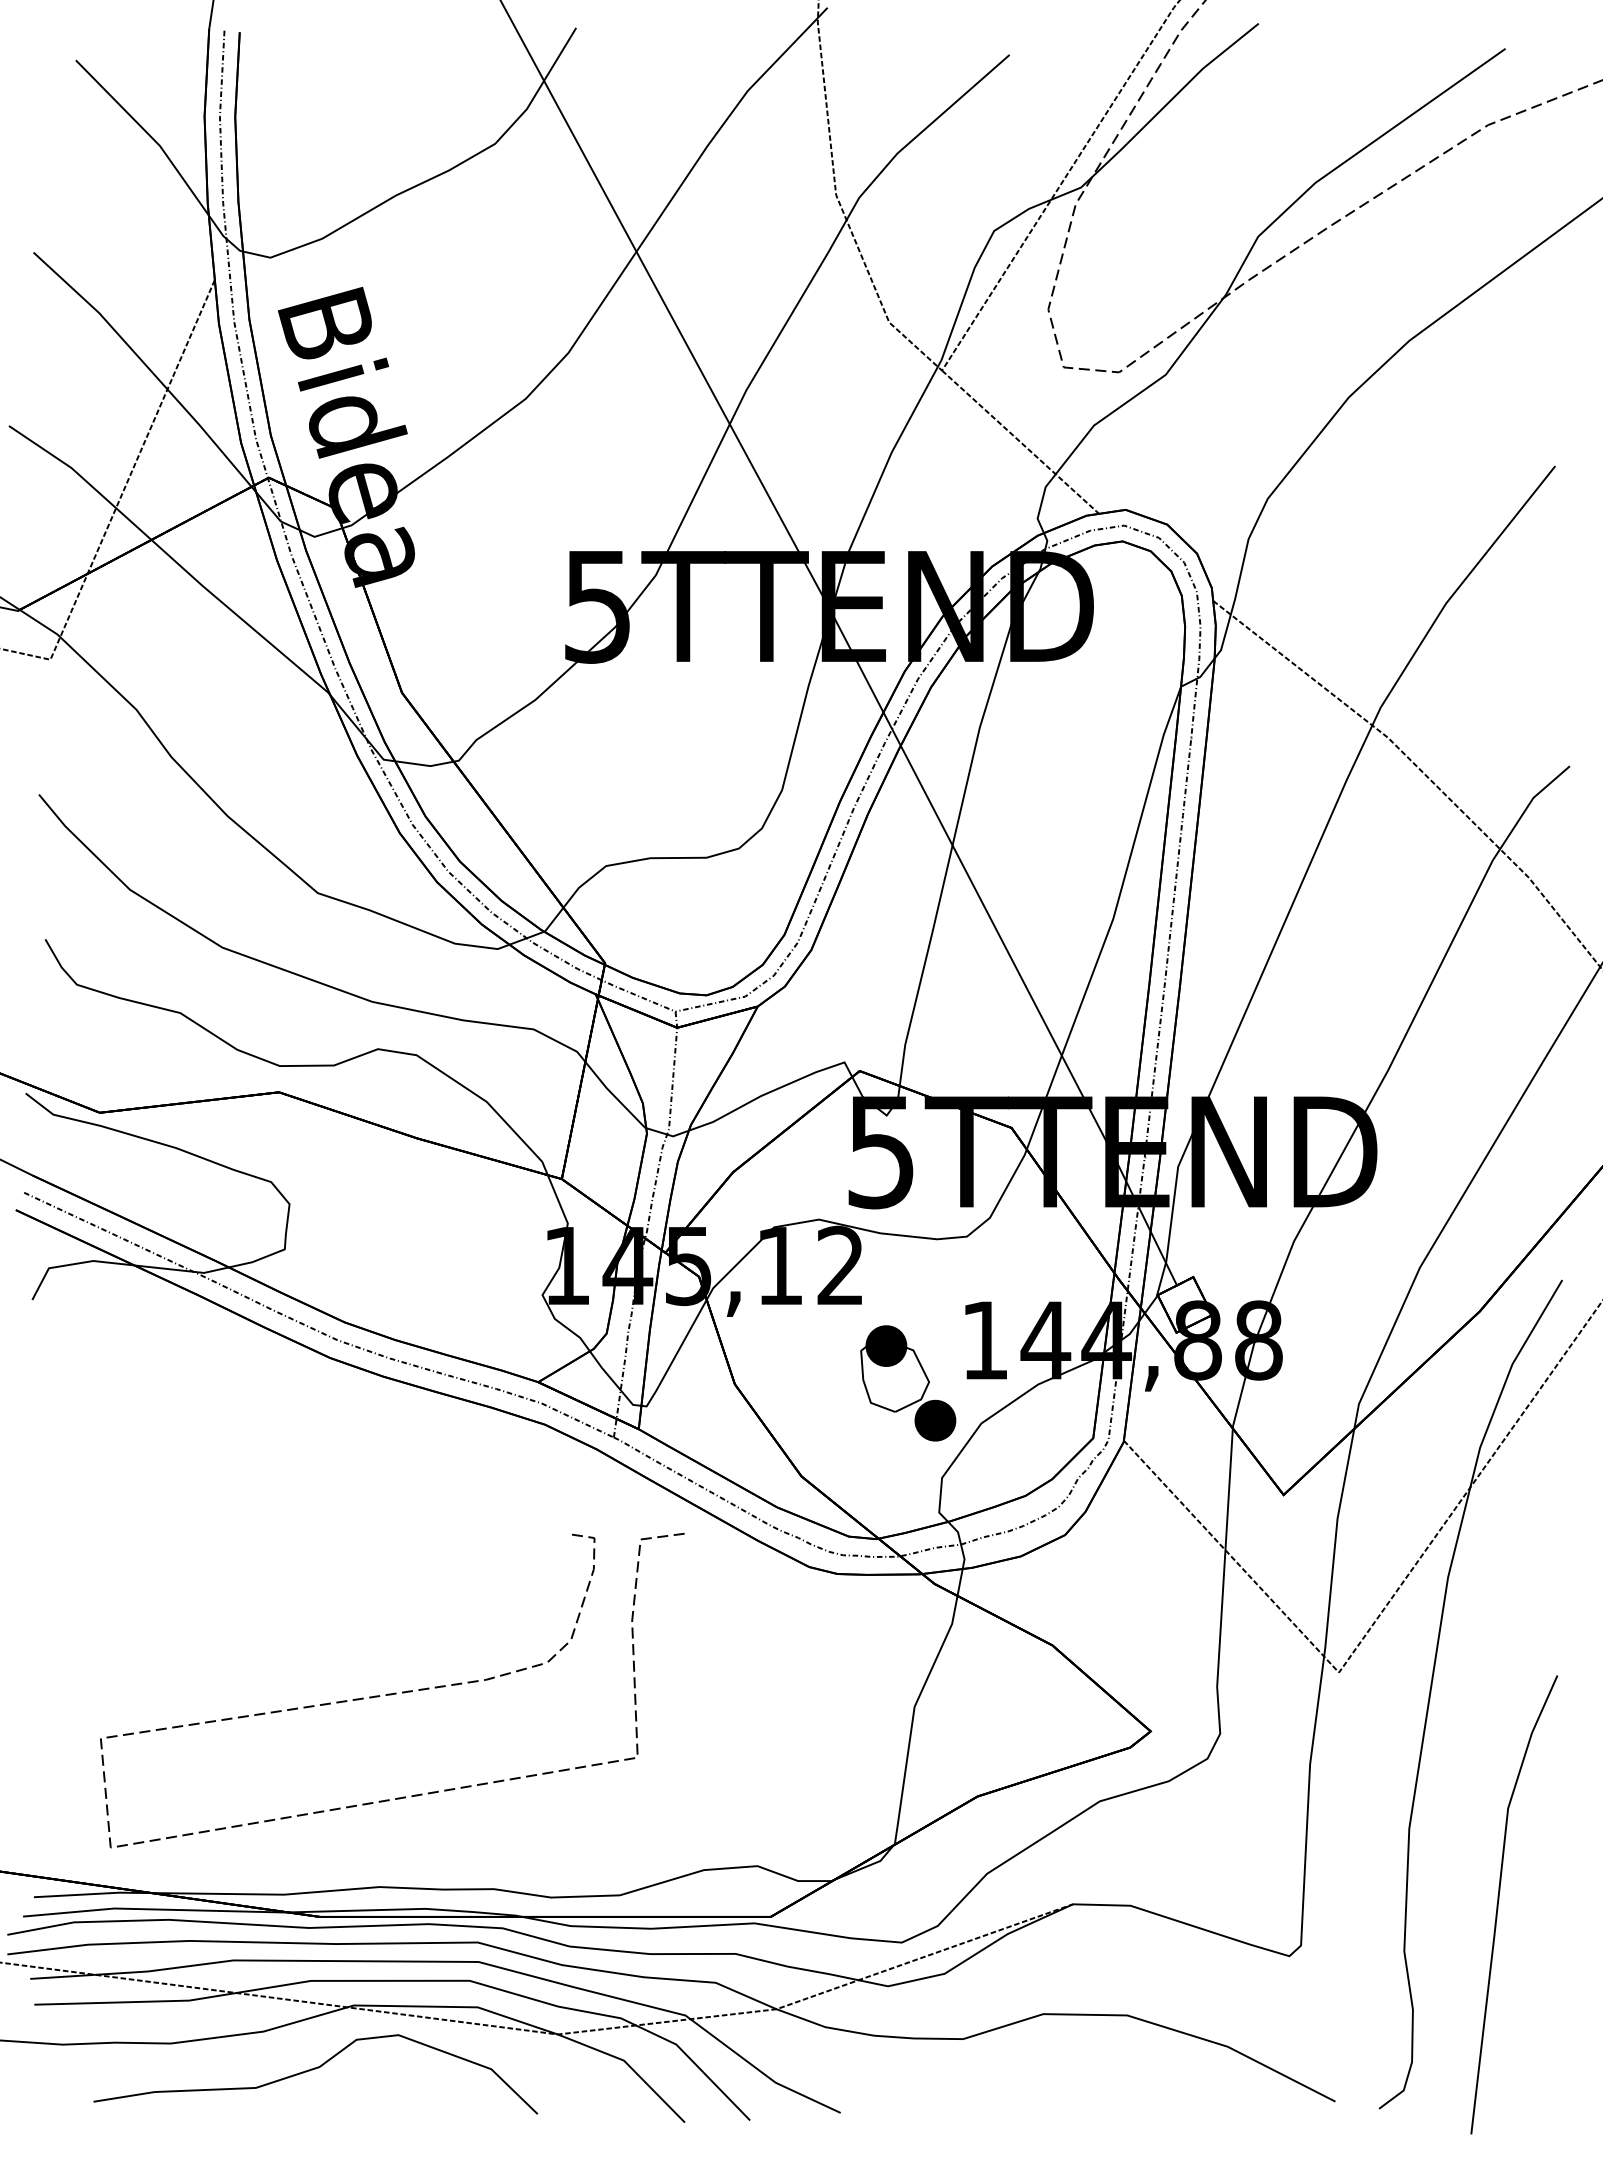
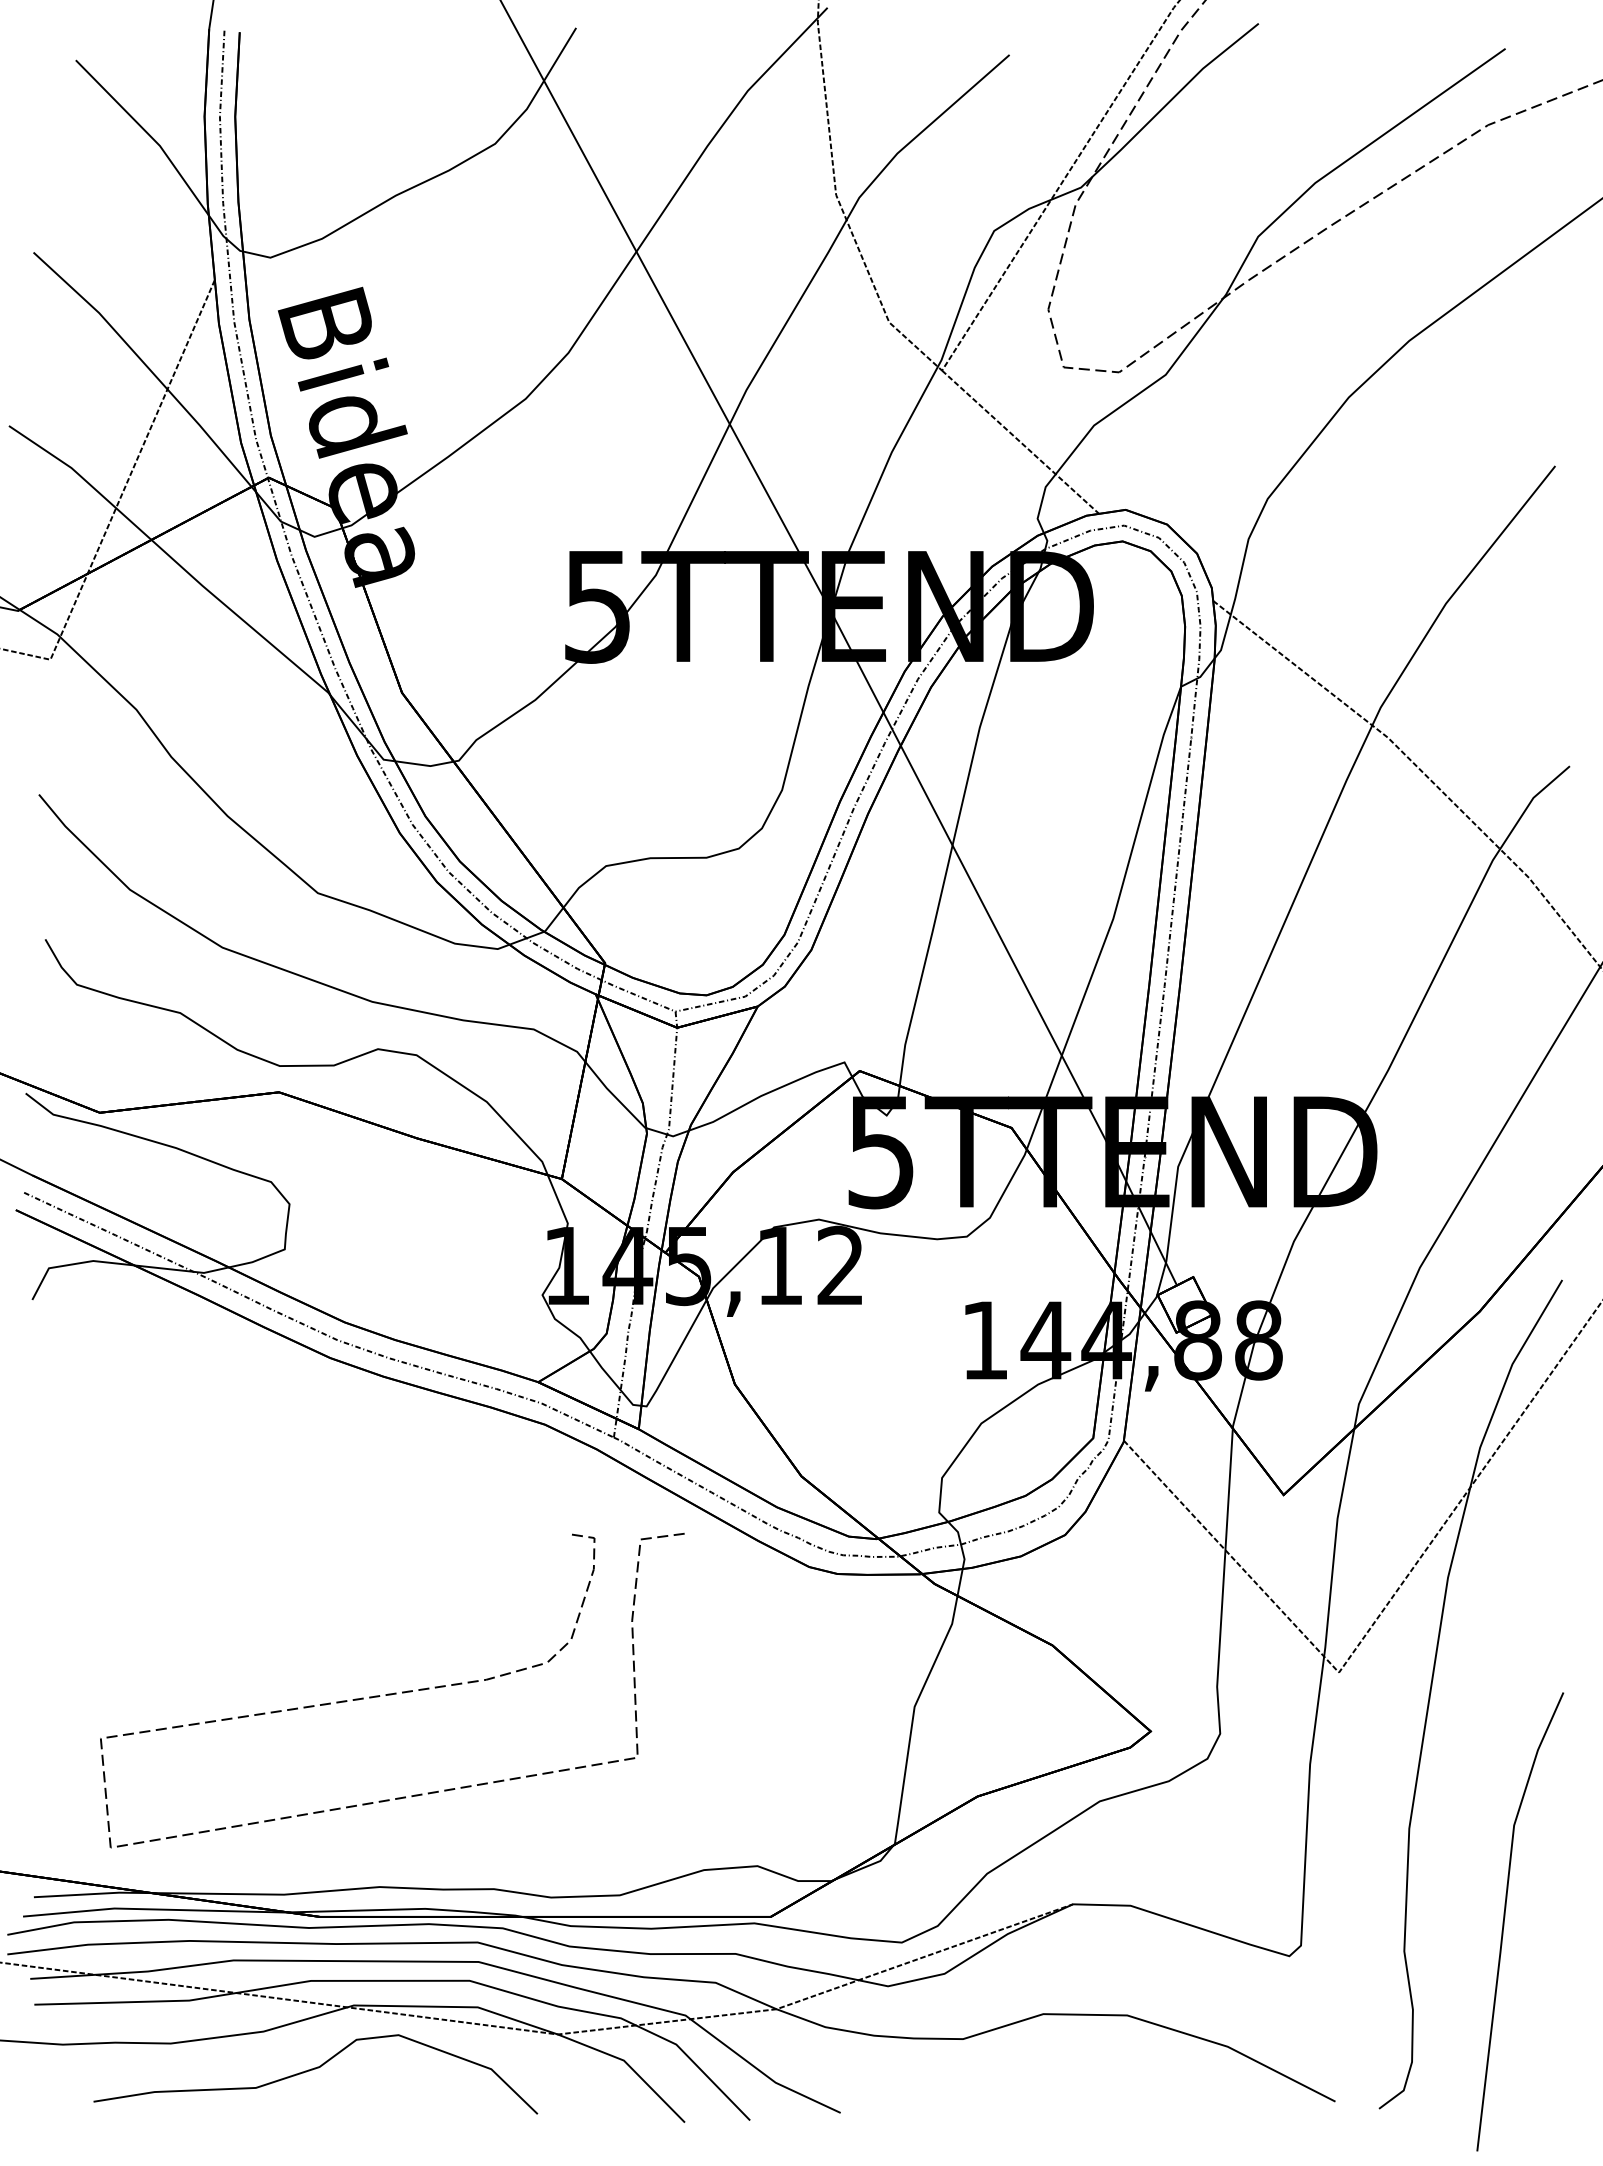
part: present -> none (908, 1383)
line position: (1499, 1900) -> (1505, 1917) (1505, 1917)
